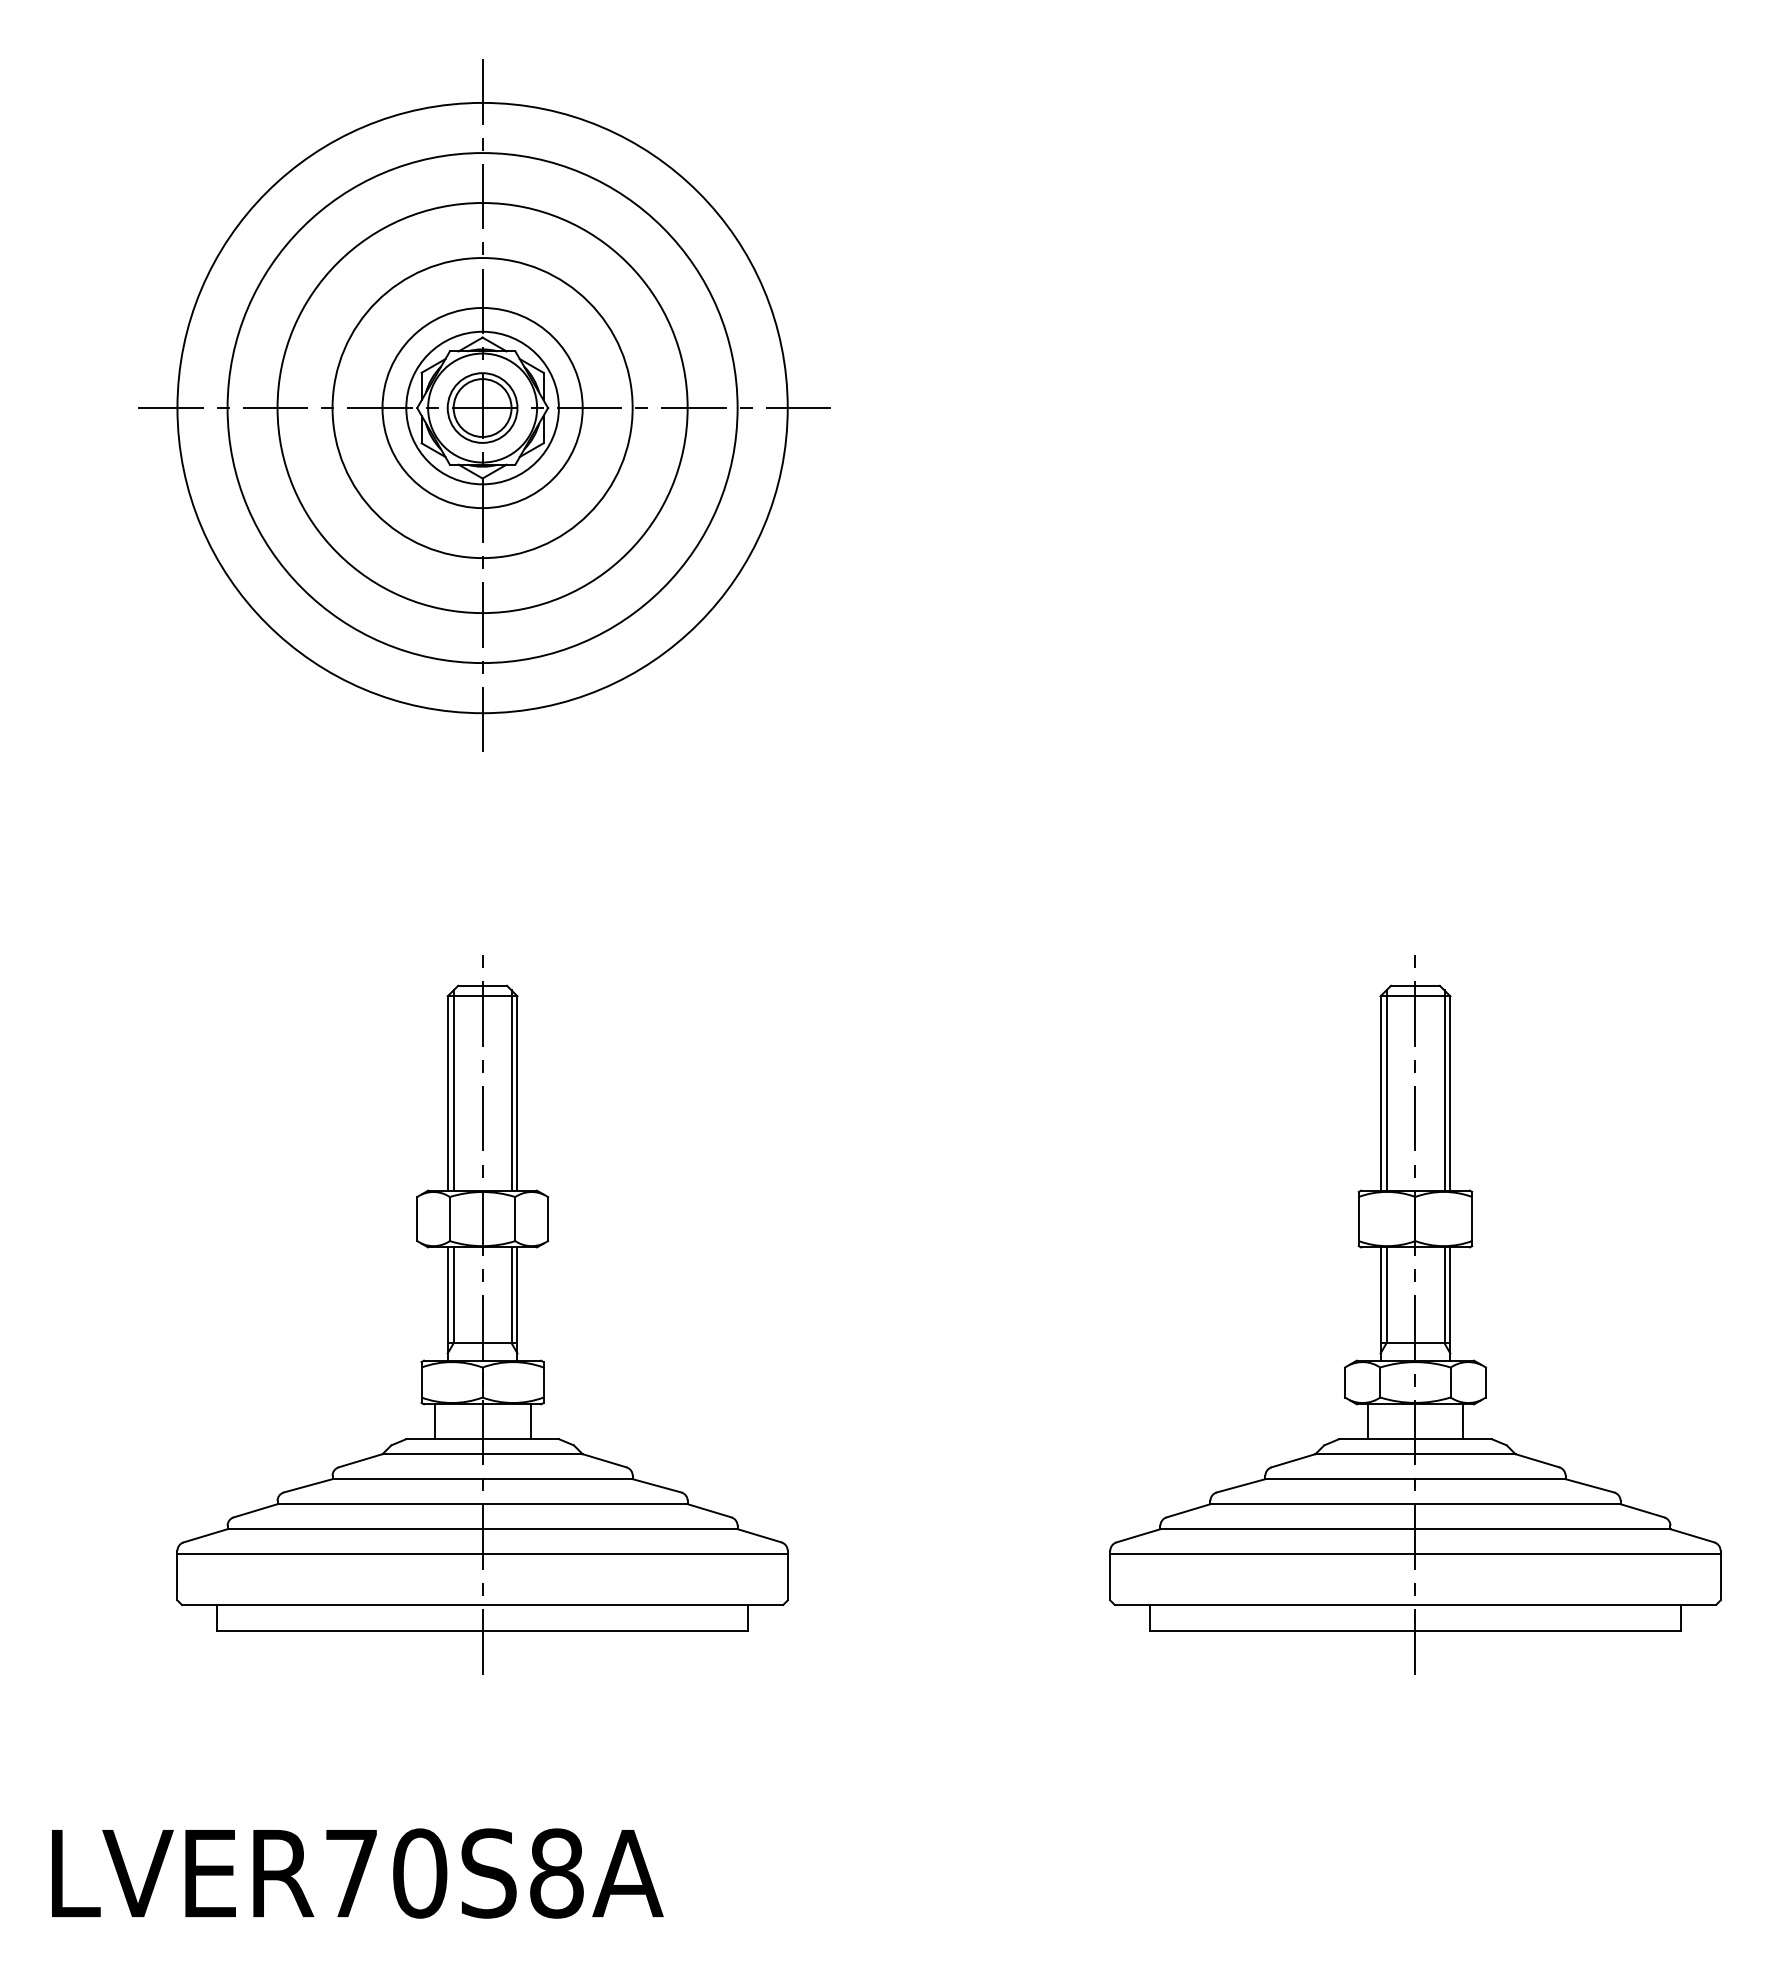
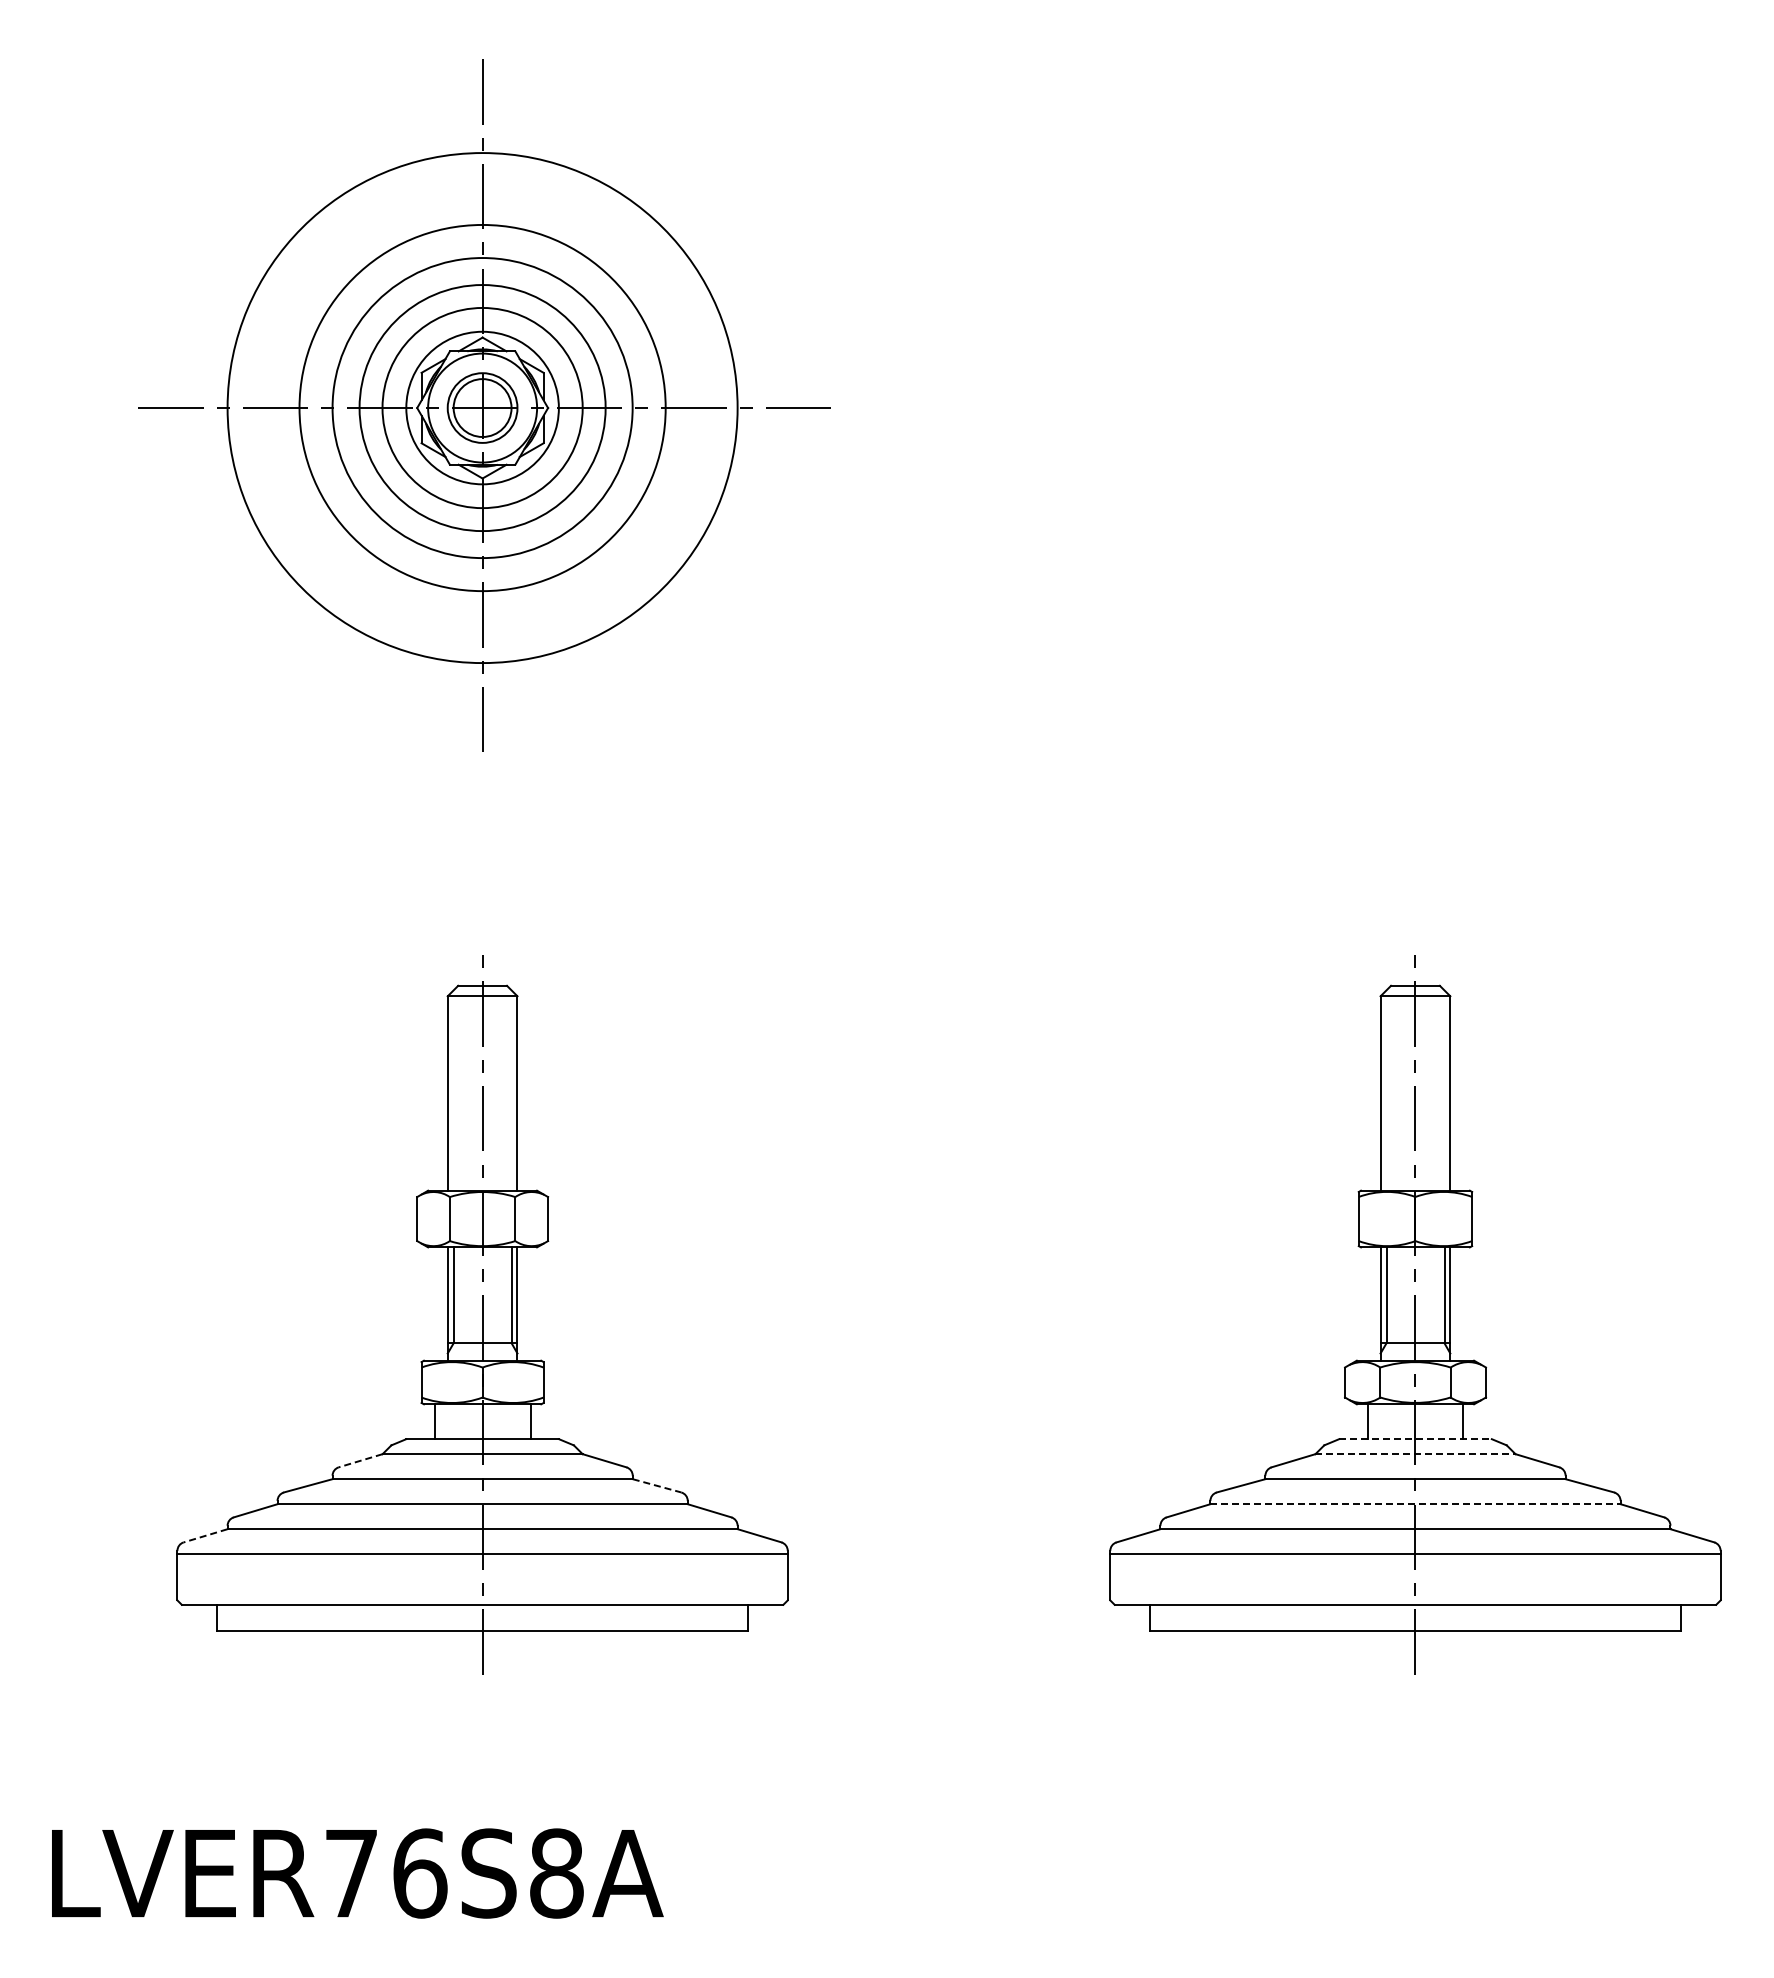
circle diameter: 610 px -> 366 px (482, 407)
circle diameter: 410 px -> 246 px (482, 408)
line: present -> none (453, 1090)
line: present -> none (511, 1090)
line: present -> none (1386, 1090)
line: present -> none (1444, 1090)
line: solid -> dashed (1416, 1439)
line: solid -> dashed (1416, 1454)
line: solid -> dashed (360, 1460)
line: solid -> dashed (657, 1485)
line: solid -> dashed (1416, 1504)
line: solid -> dashed (205, 1535)
text: LVER70S8A -> LVER76S8A (420, 1873)
